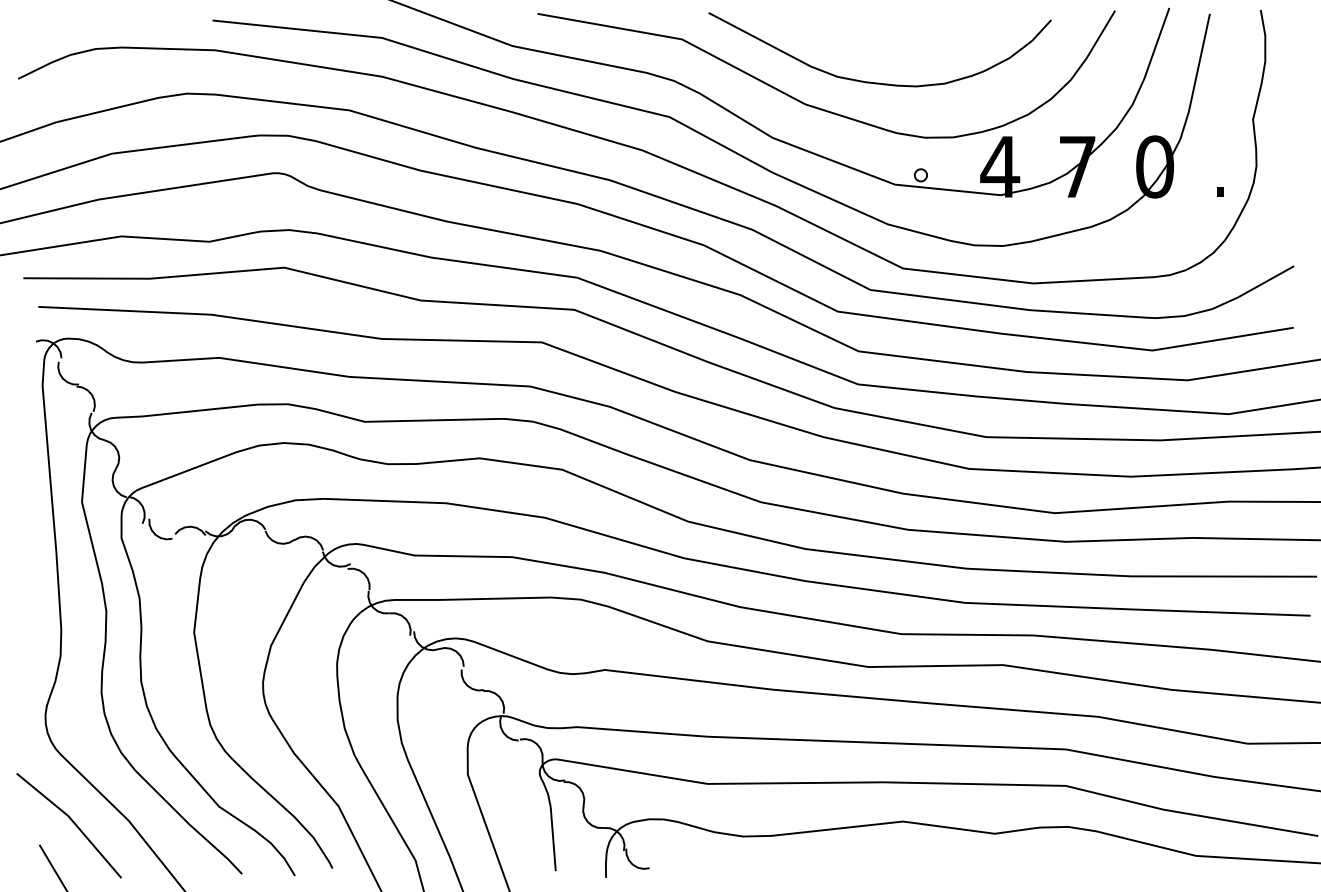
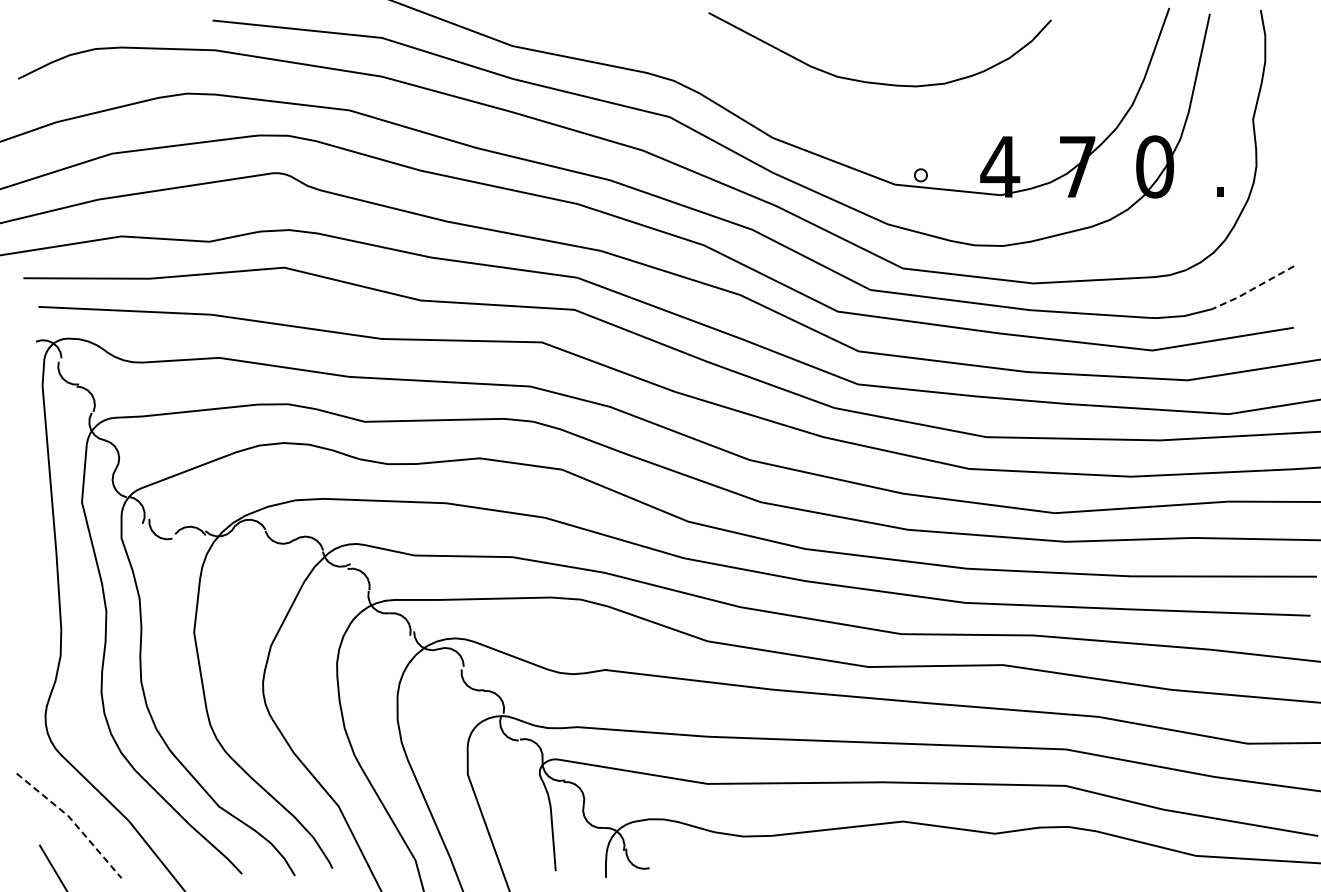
curve: present -> none (819, 107)
line: solid -> dashed (1252, 289)
line: solid -> dashed (72, 821)
